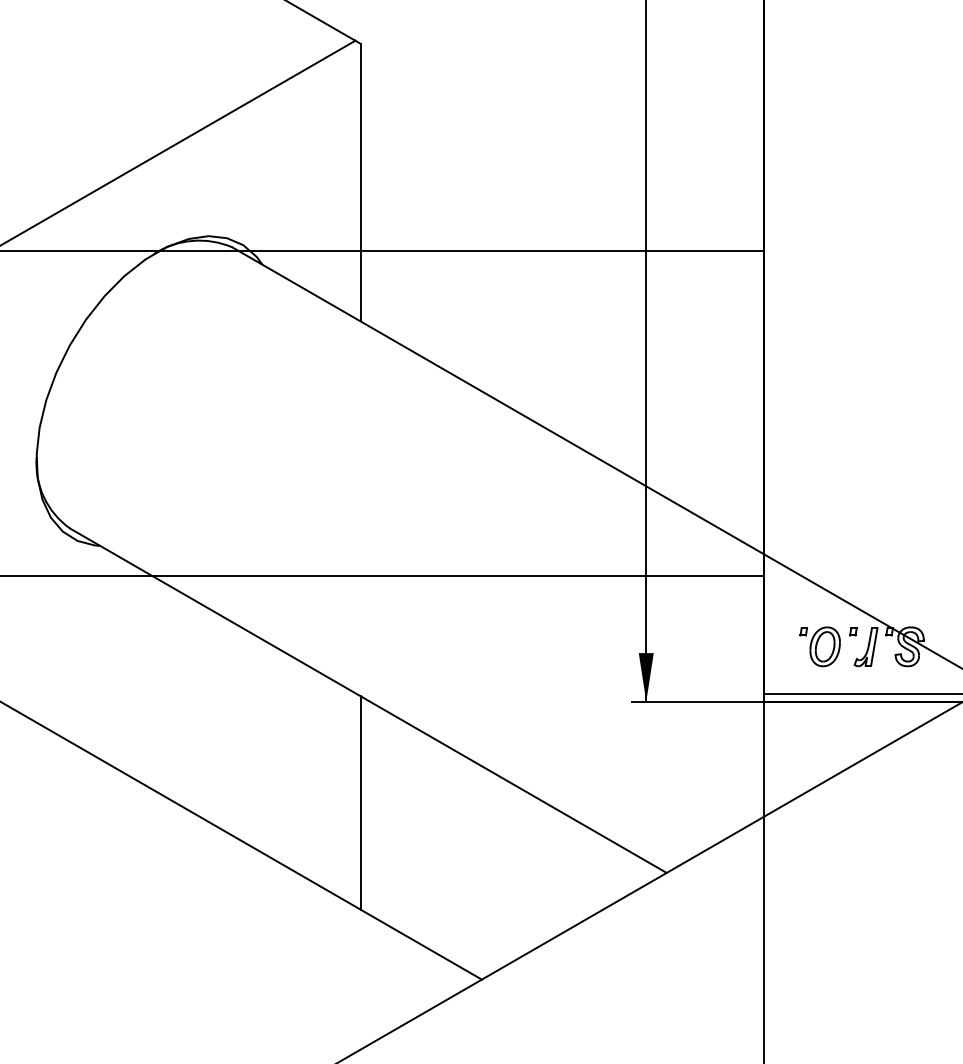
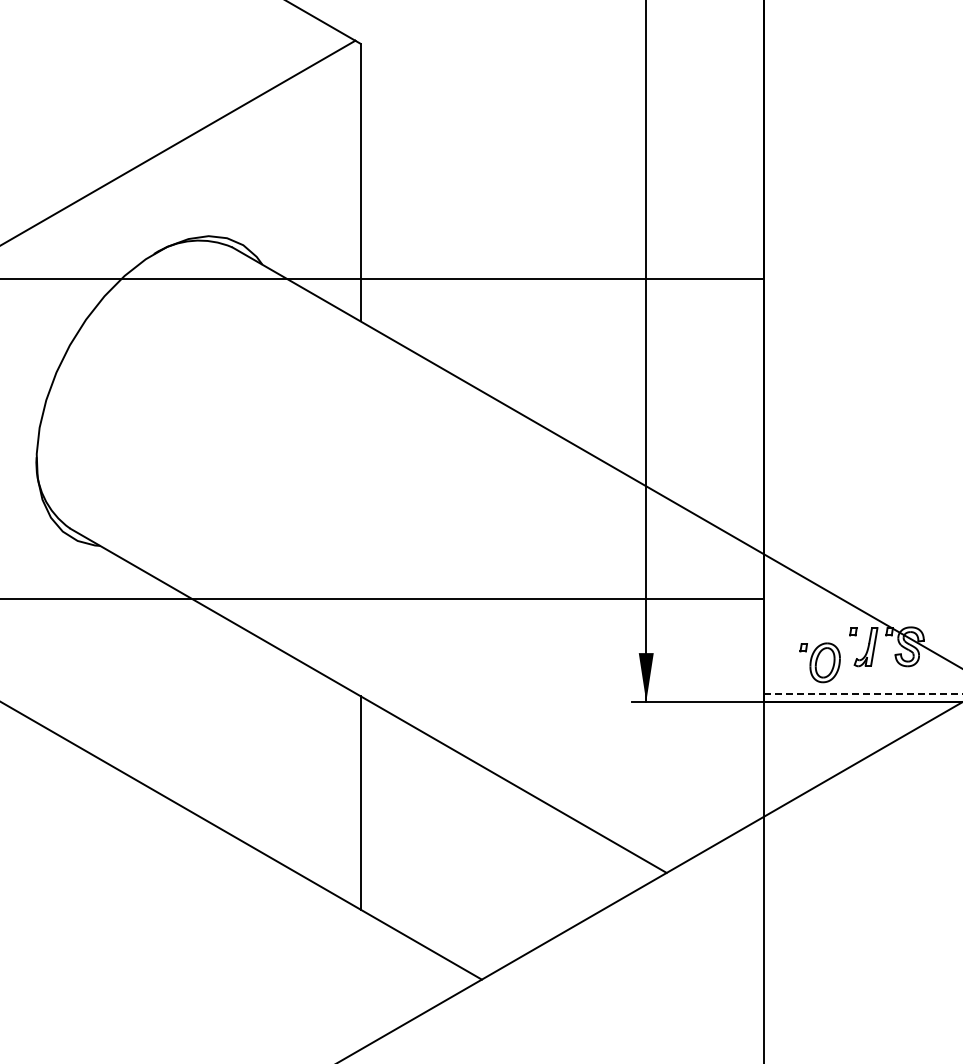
line position: (383, 251) -> (383, 279) (383, 279)
line position: (383, 575) -> (383, 598) (383, 598)
part position: (819, 646) -> (819, 662) (819, 662)
line: solid -> dashed (863, 694)
